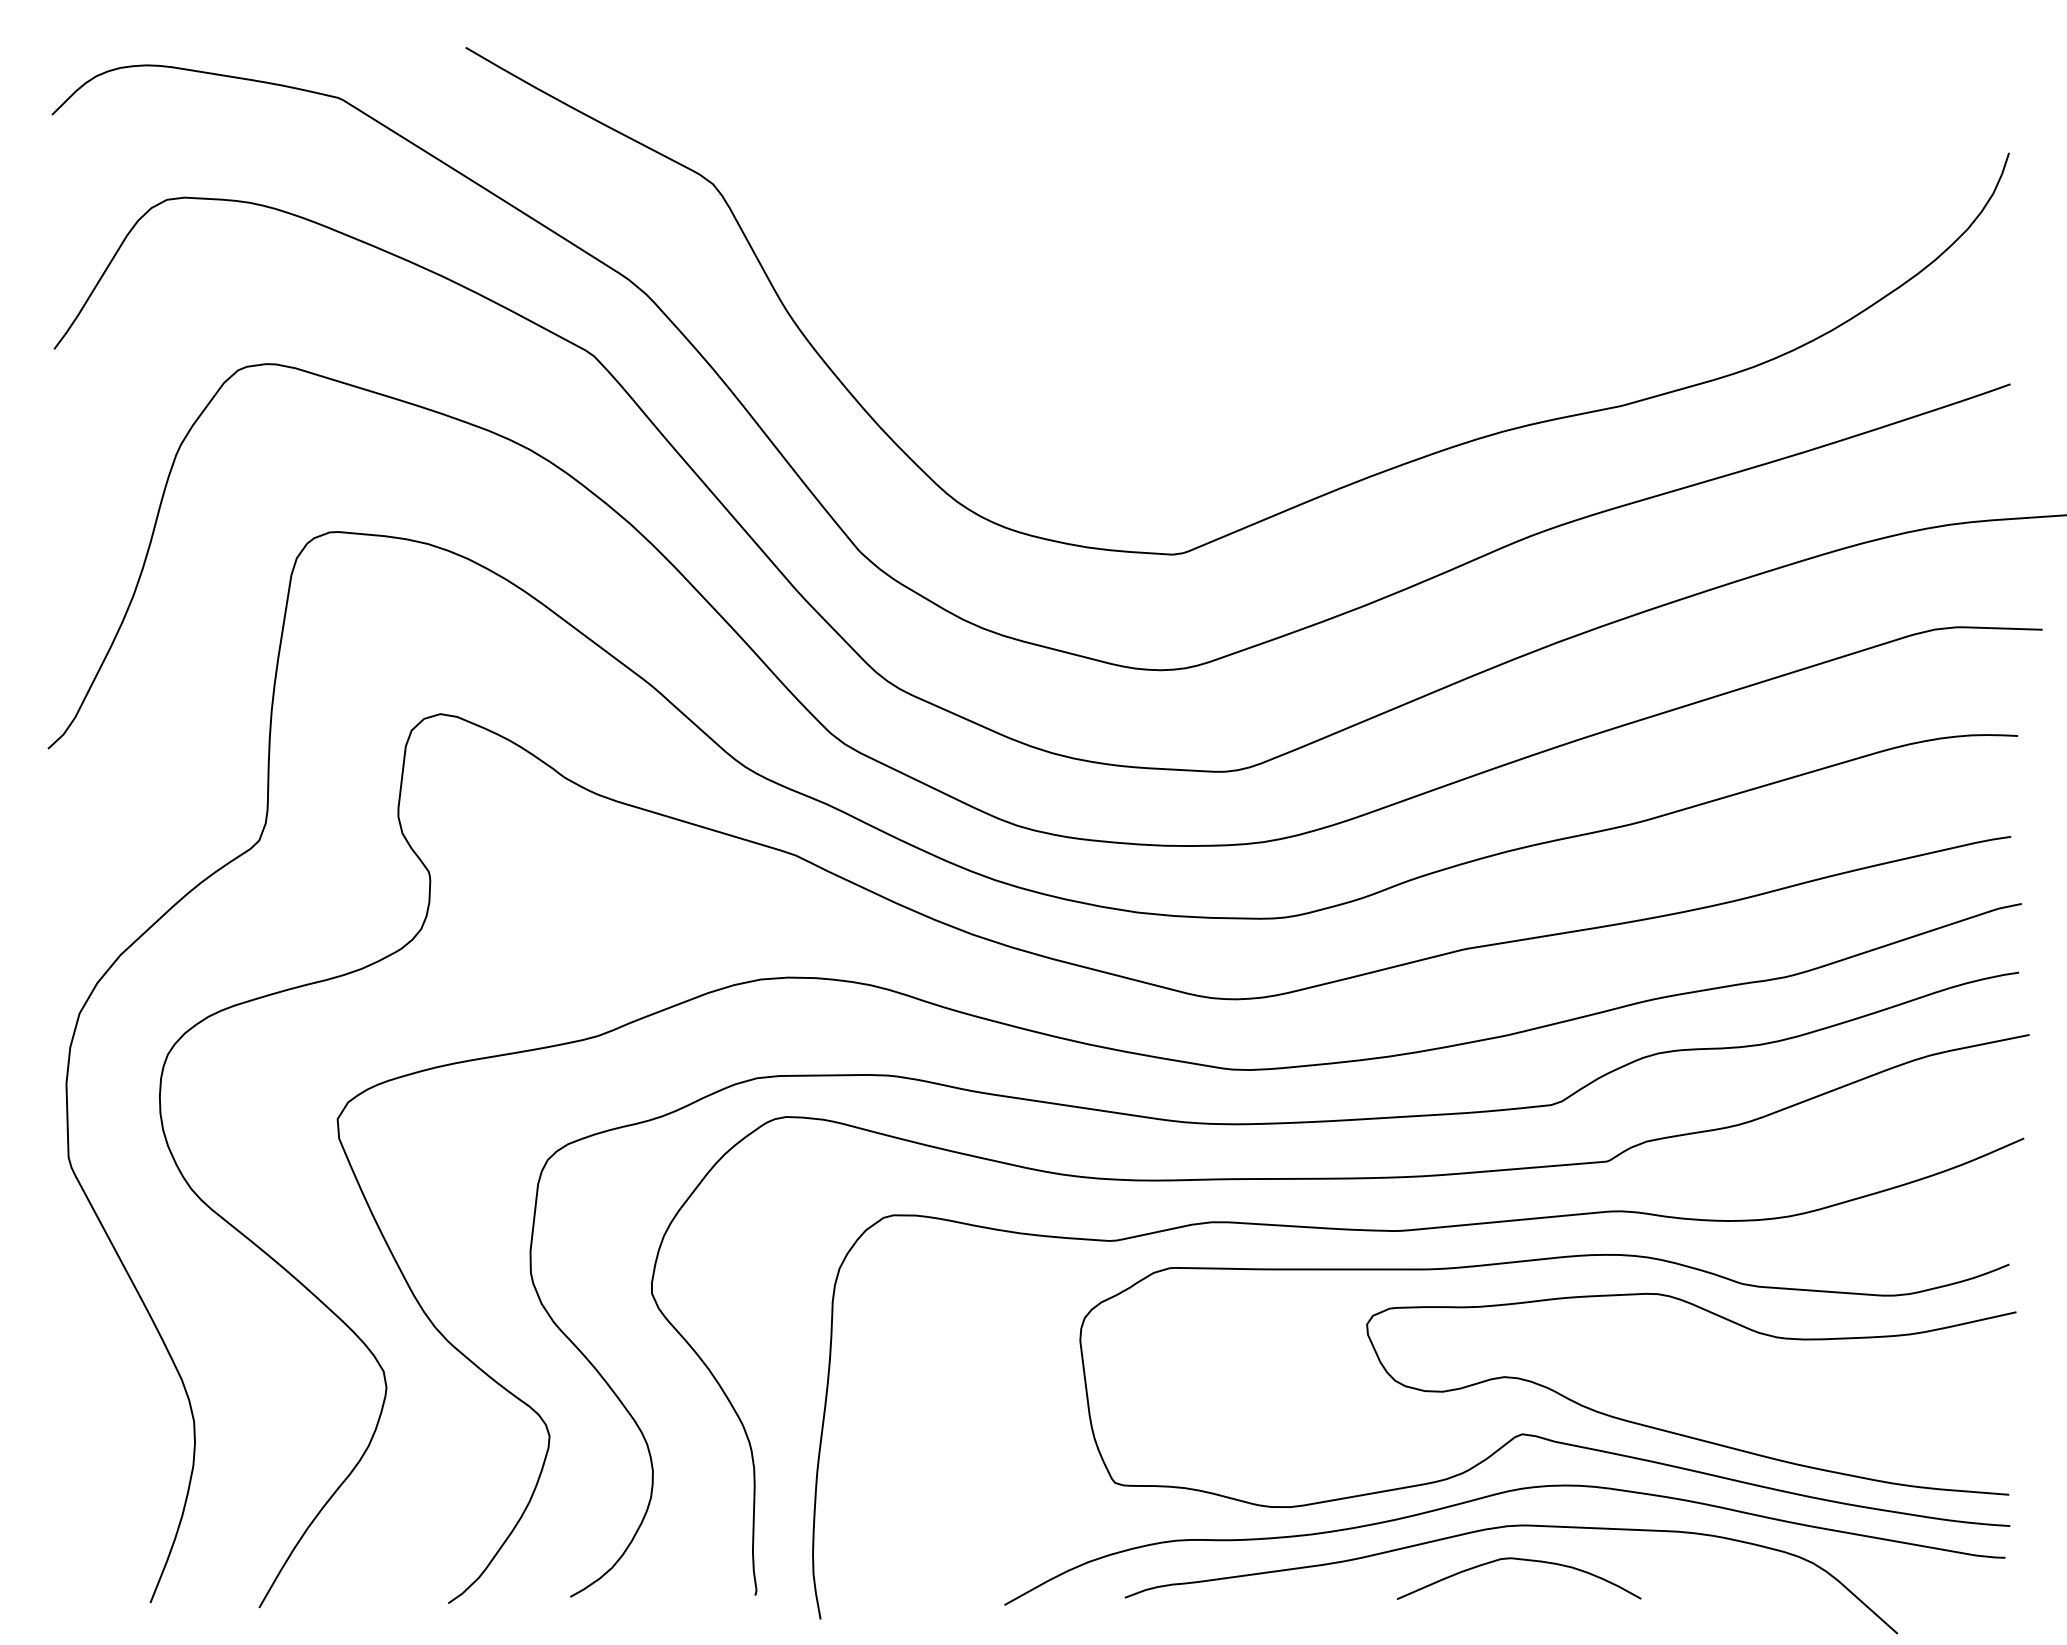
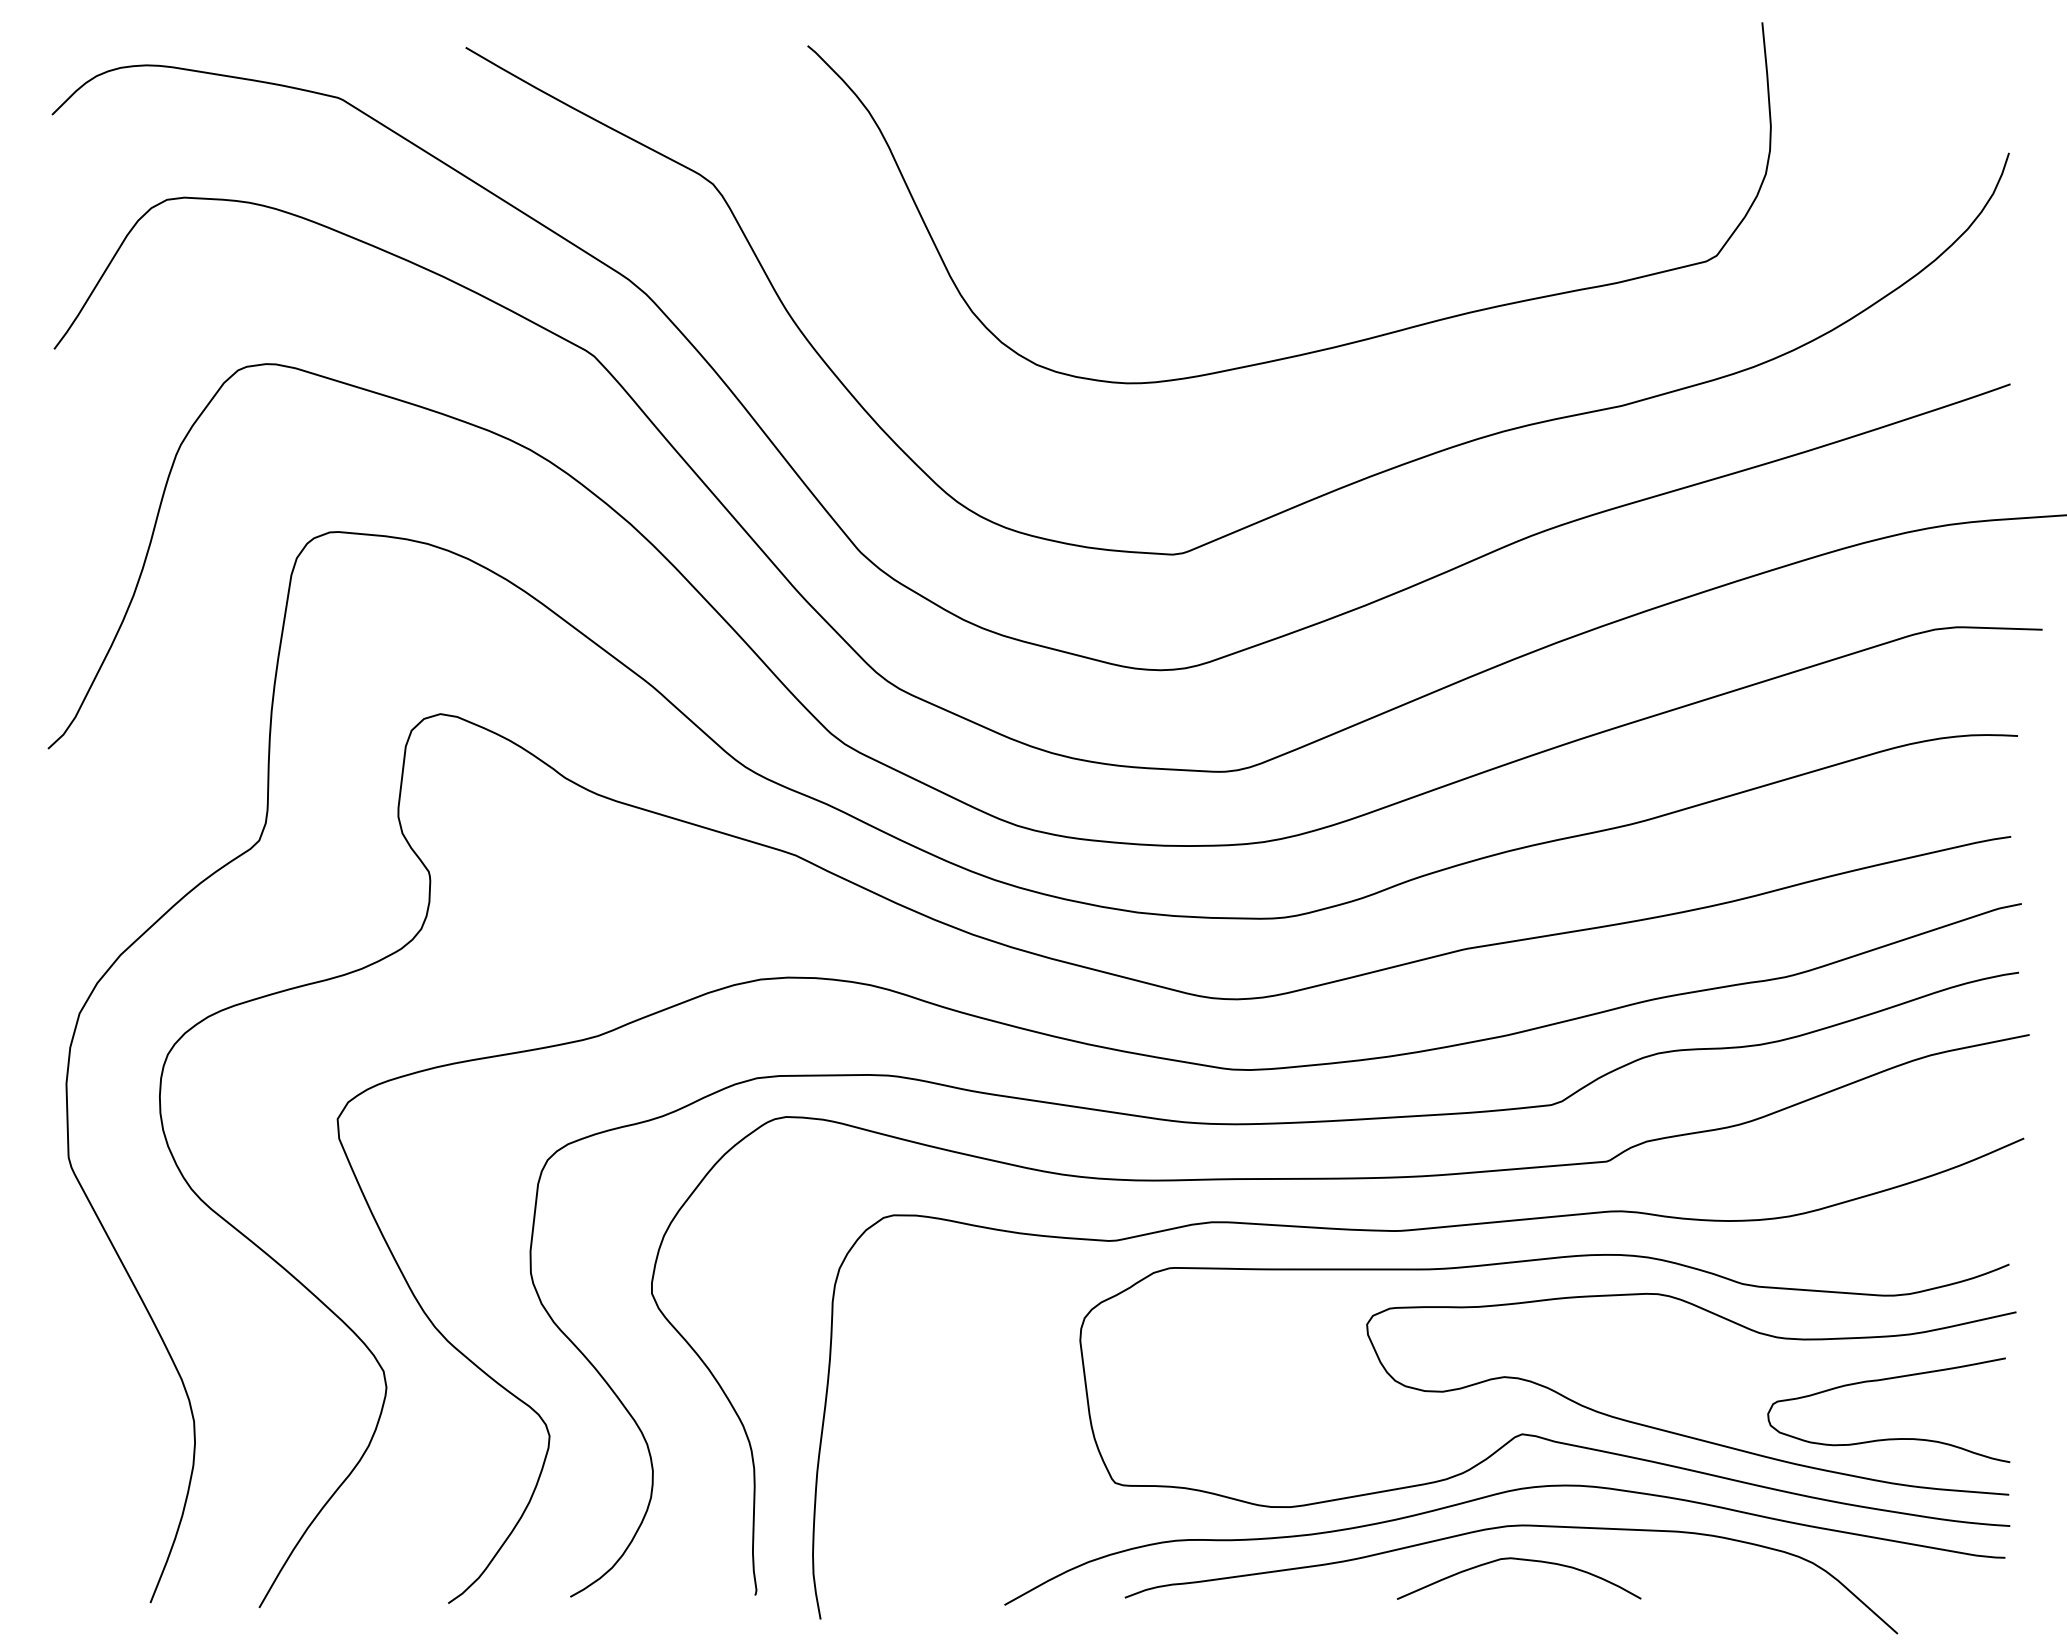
curve: none -> present (1319, 349)
curve: none -> present (1888, 1438)
